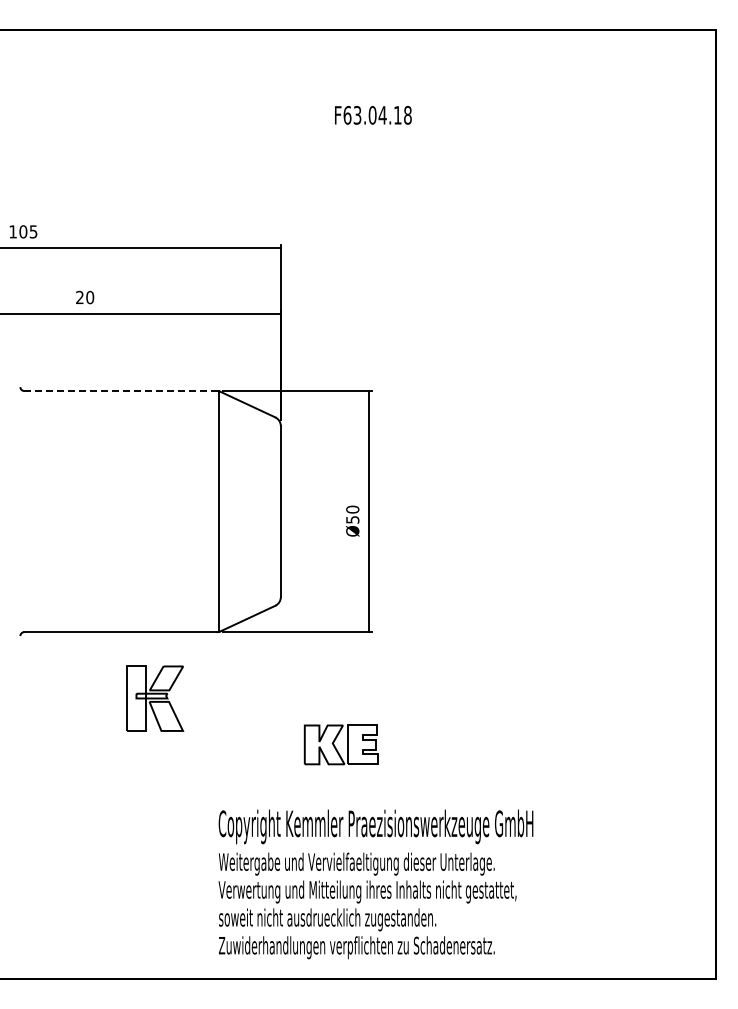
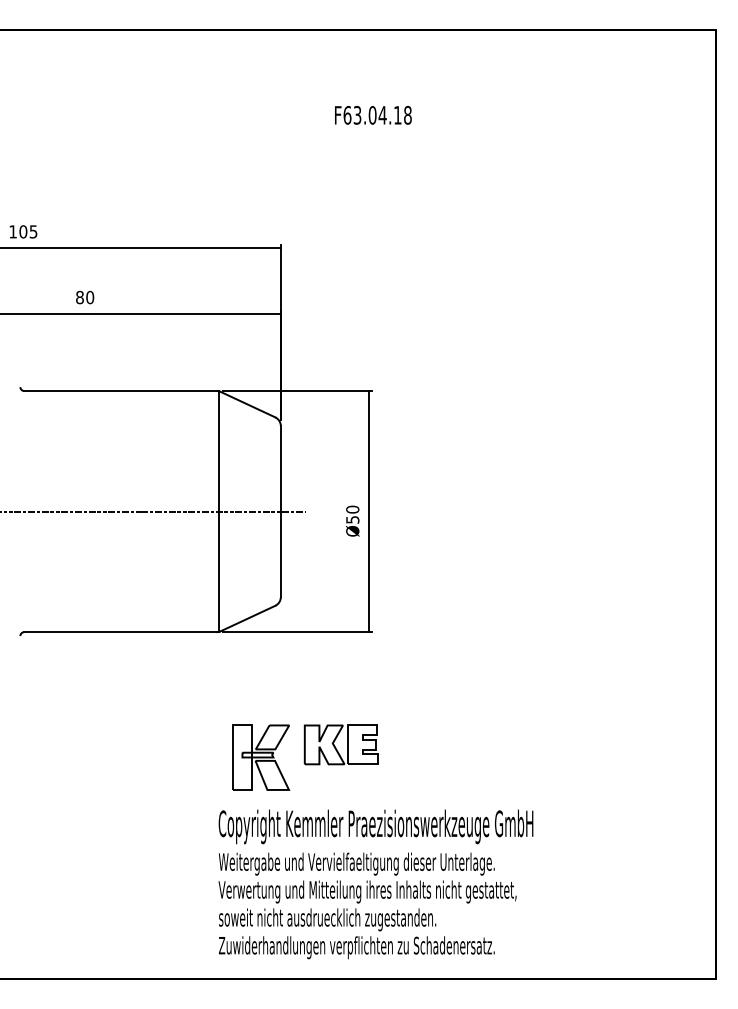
text: 20 -> 80 (79, 297)
line: dashed -> solid (120, 391)
line: none -> present (154, 511)
part position: (155, 698) -> (261, 757) (261, 757)
